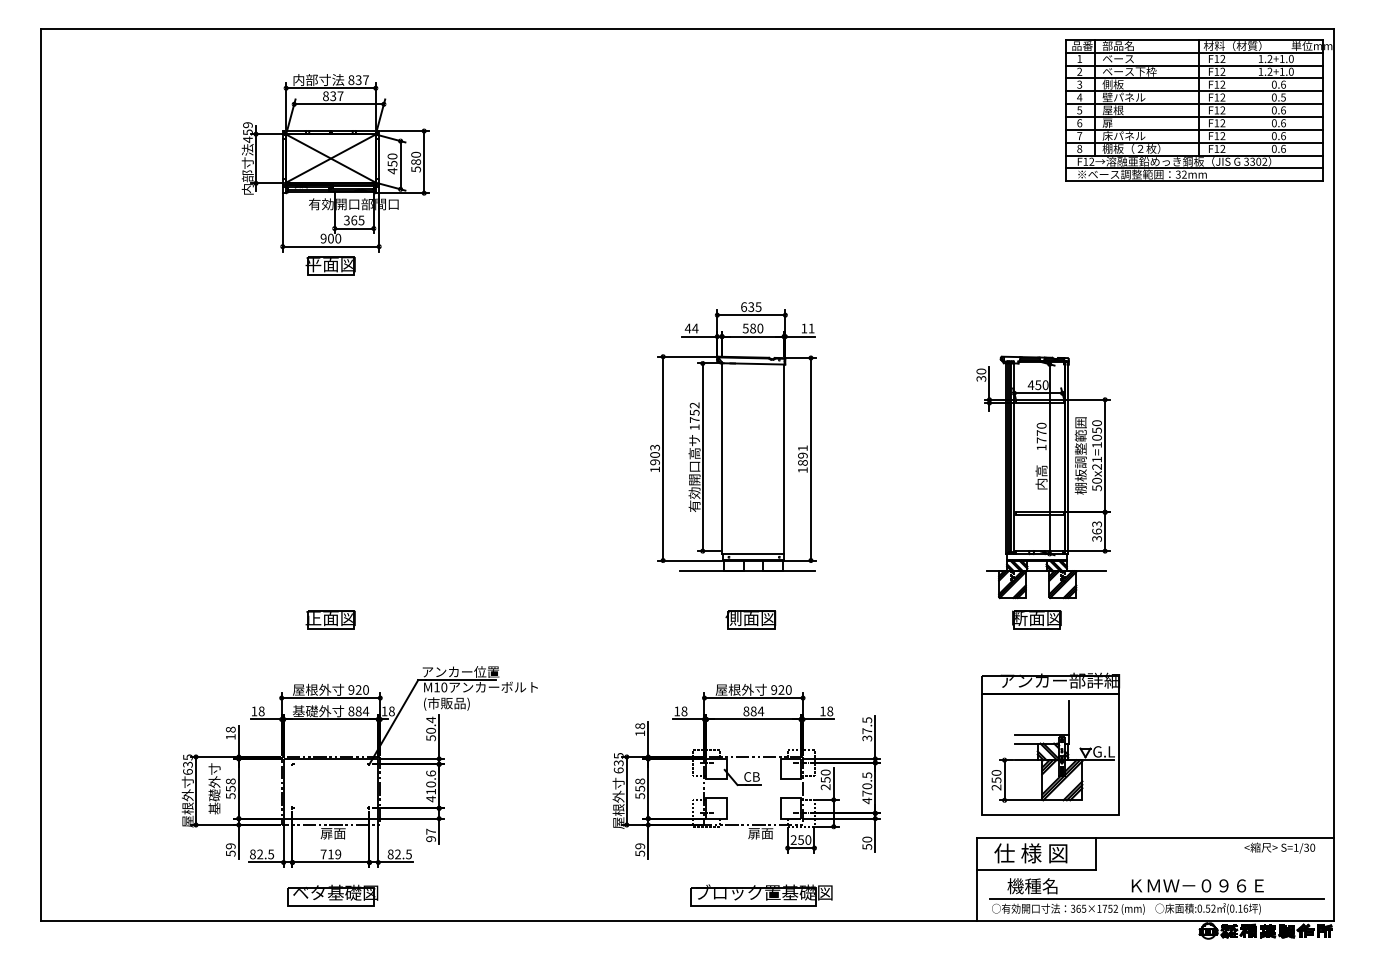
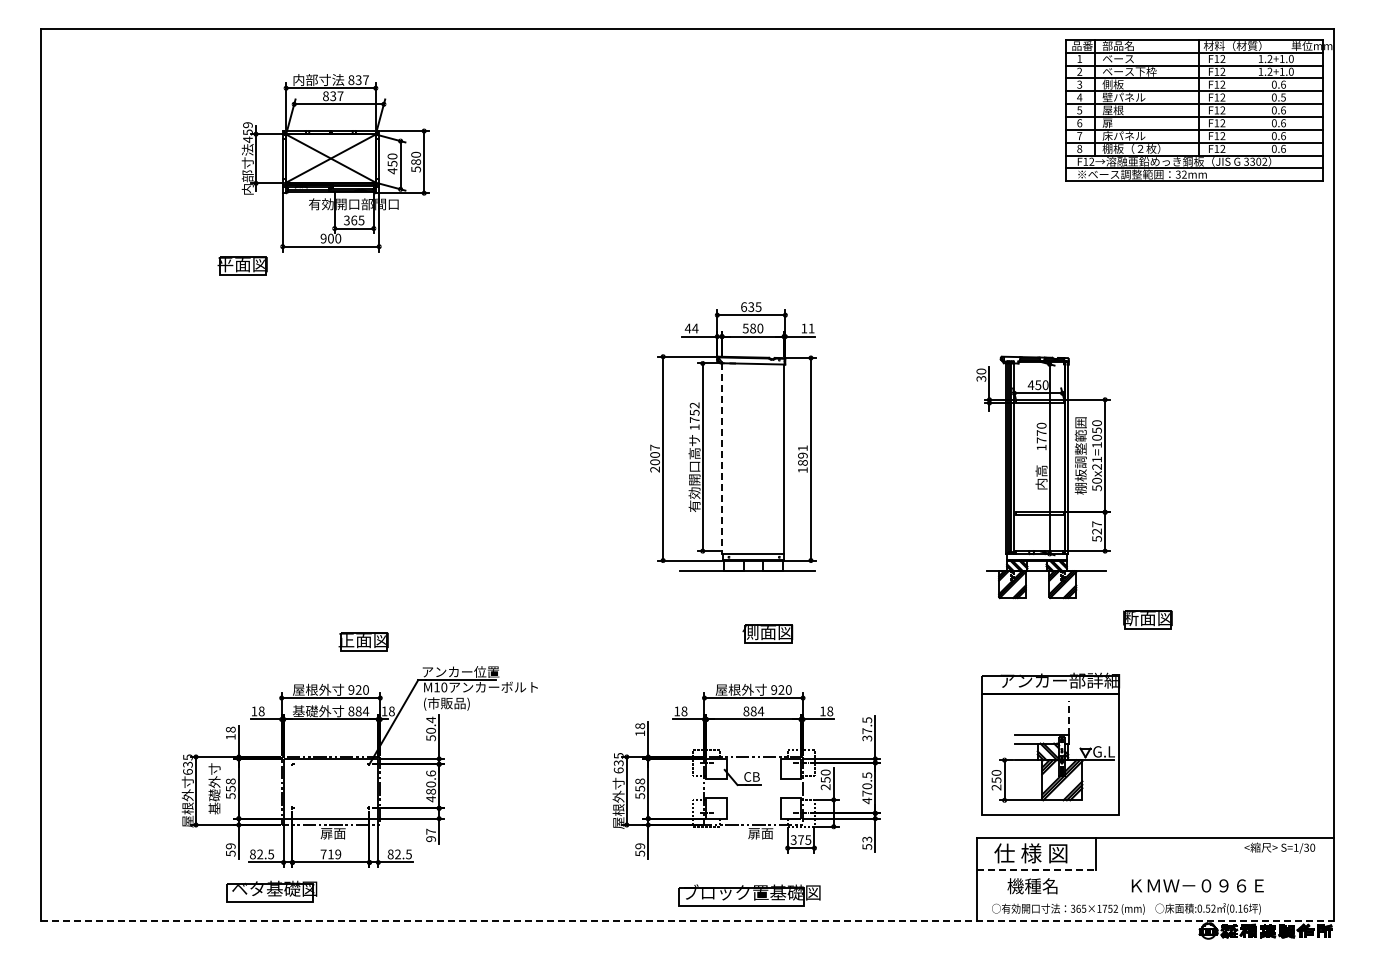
part position: (330, 265) -> (242, 265) (242, 265)
text: 1903 -> 2007 (654, 458)
line: solid -> dashed (722, 458)
text: 363 -> 527 (1096, 531)
part position: (330, 619) -> (363, 641) (363, 641)
part position: (750, 619) -> (767, 633) (767, 633)
part position: (1036, 619) -> (1147, 619) (1147, 619)
line: solid -> dashed (1069, 717)
text: 410.6 -> 480.6 (431, 791)
text: 250 -> 375 (800, 839)
text: 50 -> 53 (867, 839)
line: solid -> dashed (1036, 869)
part position: (332, 895) -> (271, 891) (271, 891)
part position: (761, 895) -> (749, 895) (749, 895)
line: present -> none (1156, 899)
line: solid -> dashed (687, 921)
